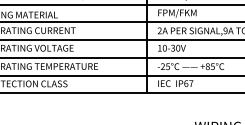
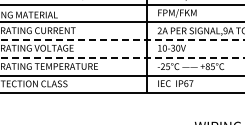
line: solid -> dashed (122, 40)
line: solid -> dashed (122, 57)
